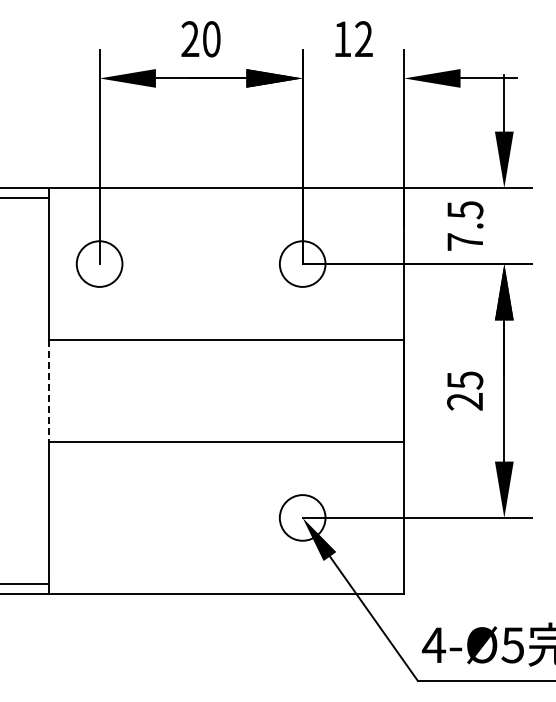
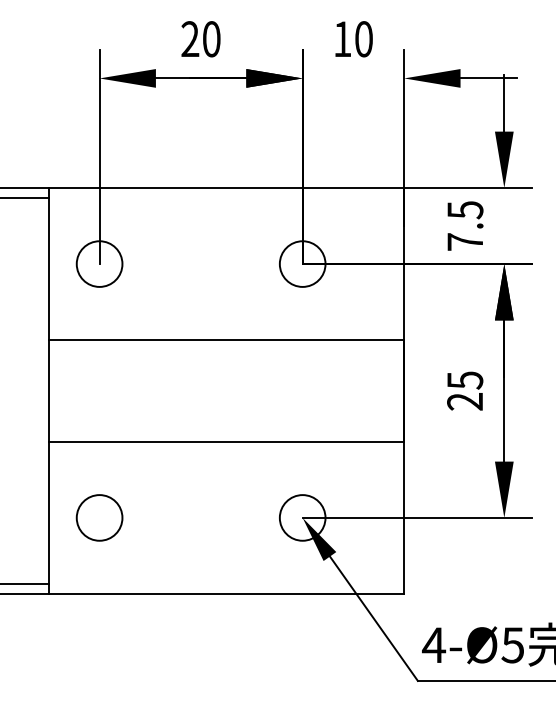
text: 12 -> 10 (363, 39)
line: dashed -> solid (48, 391)
circle: none -> present (99, 517)
